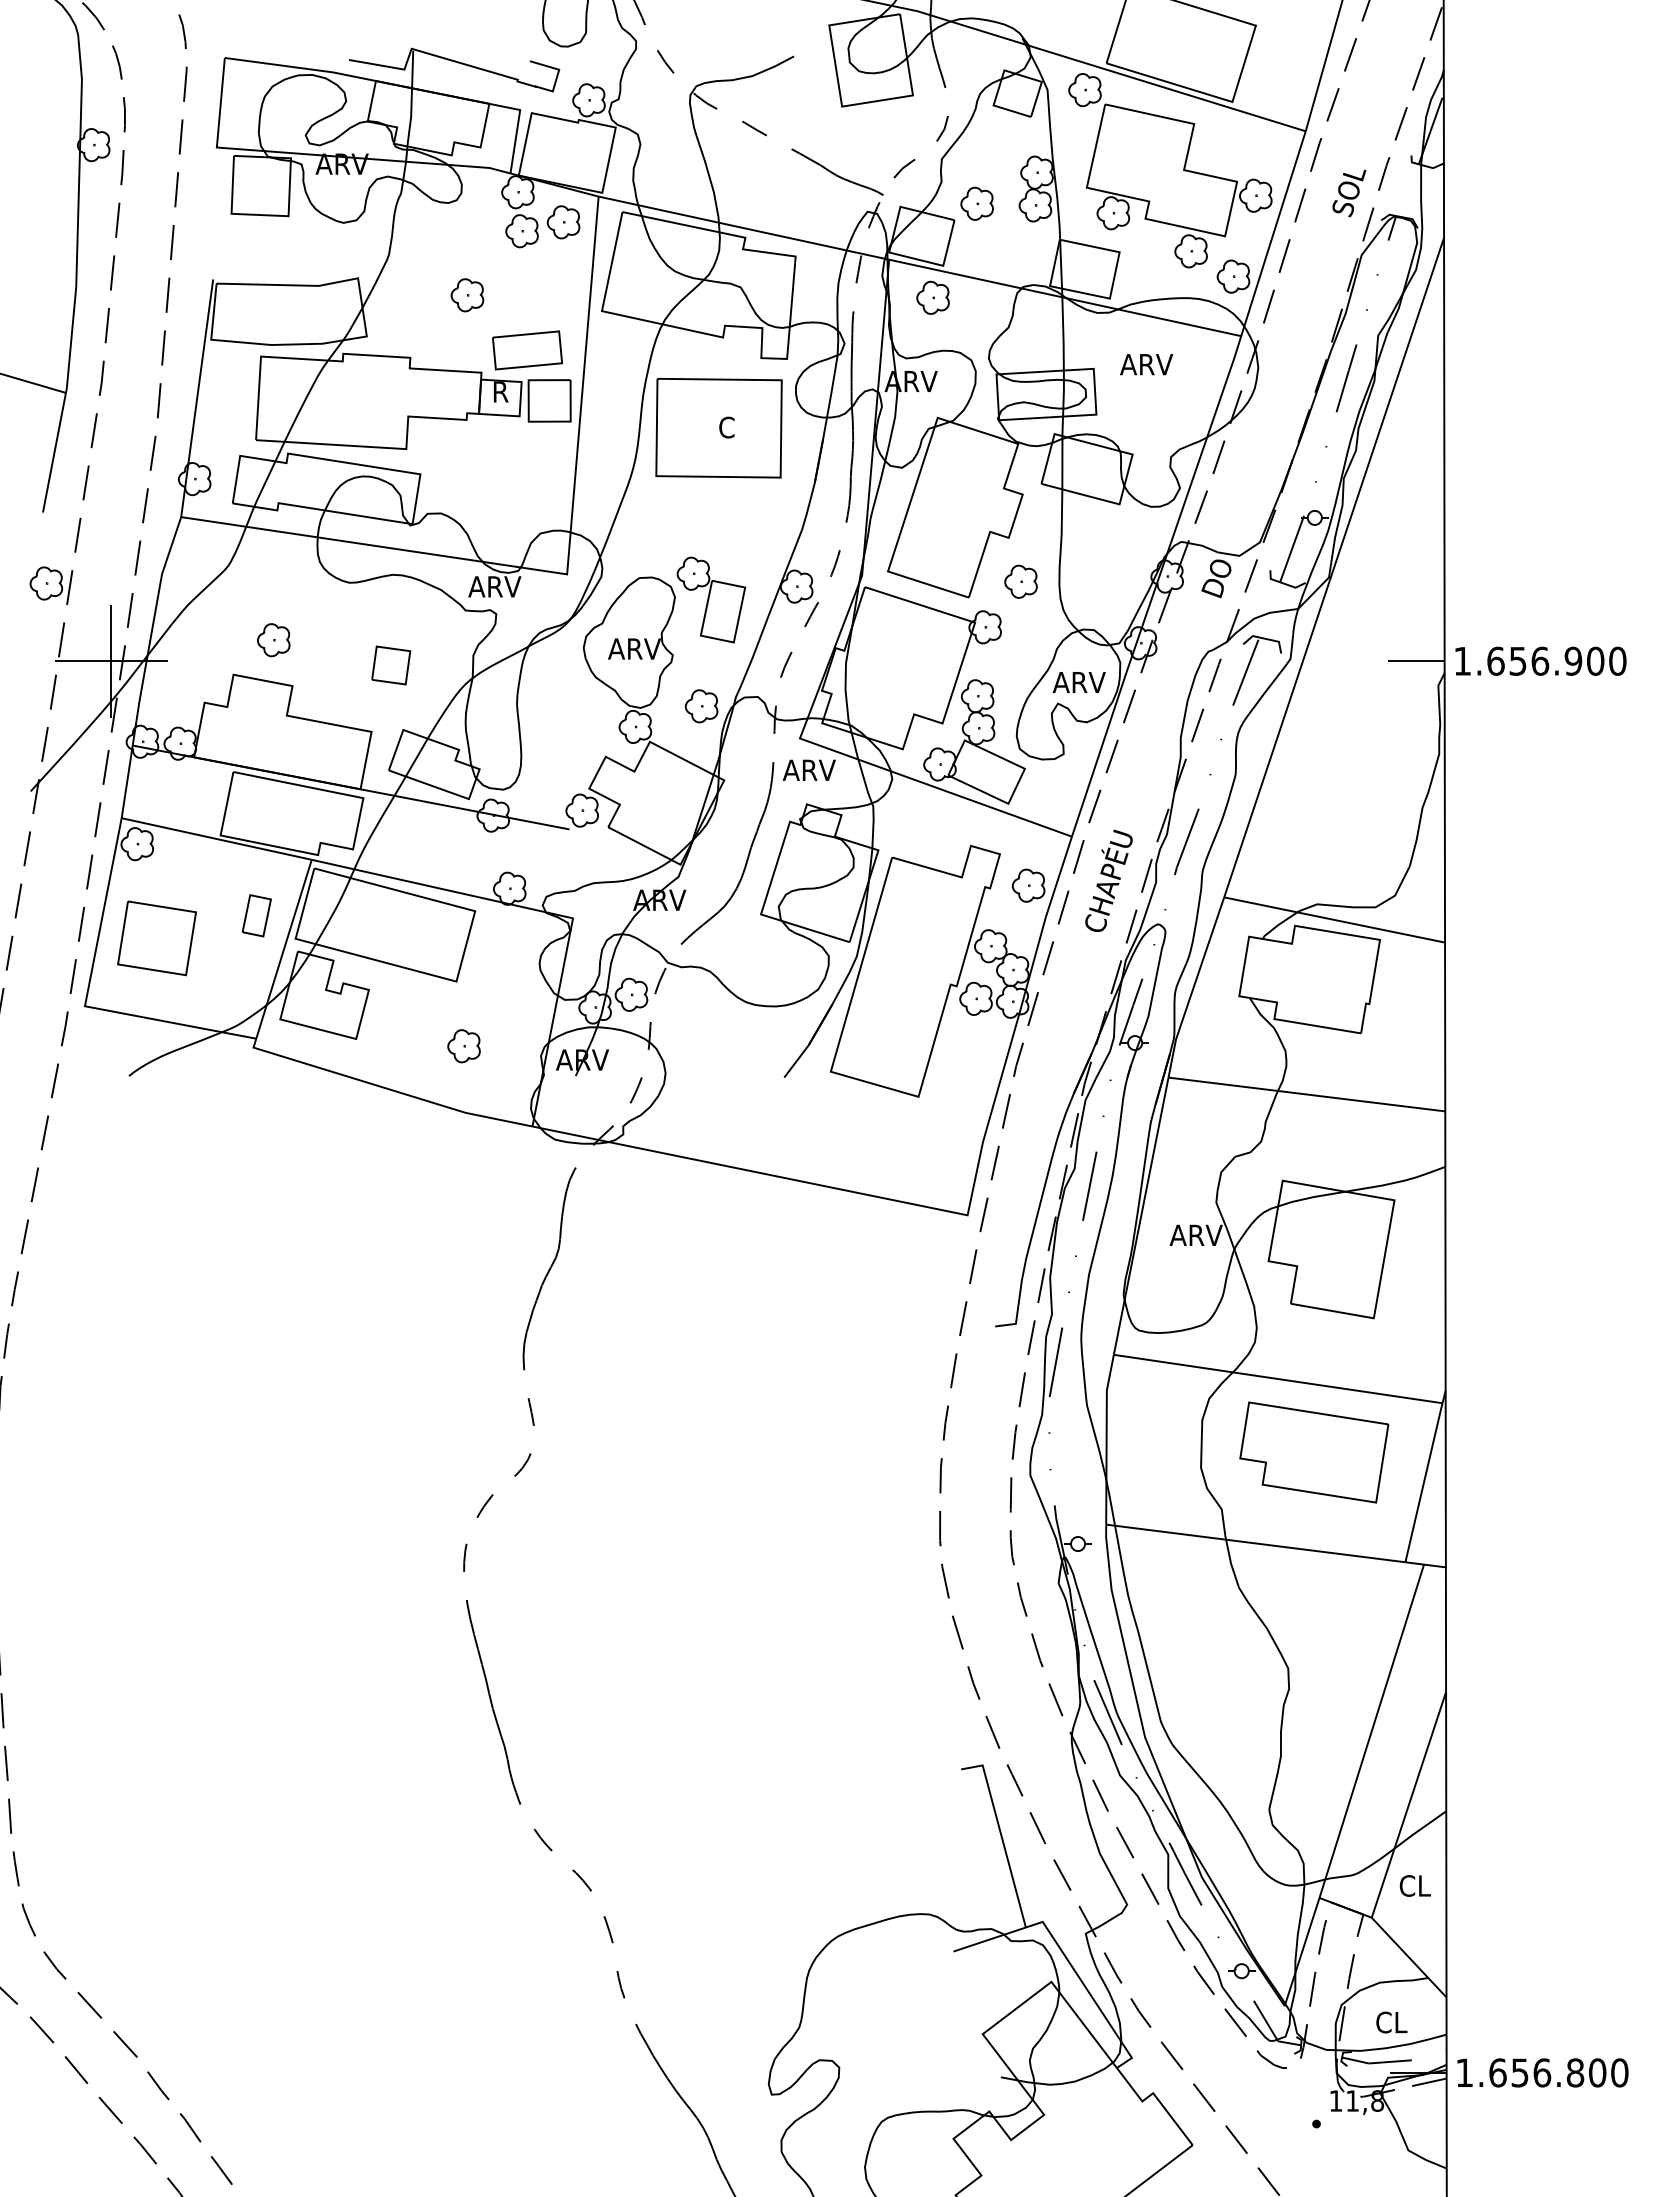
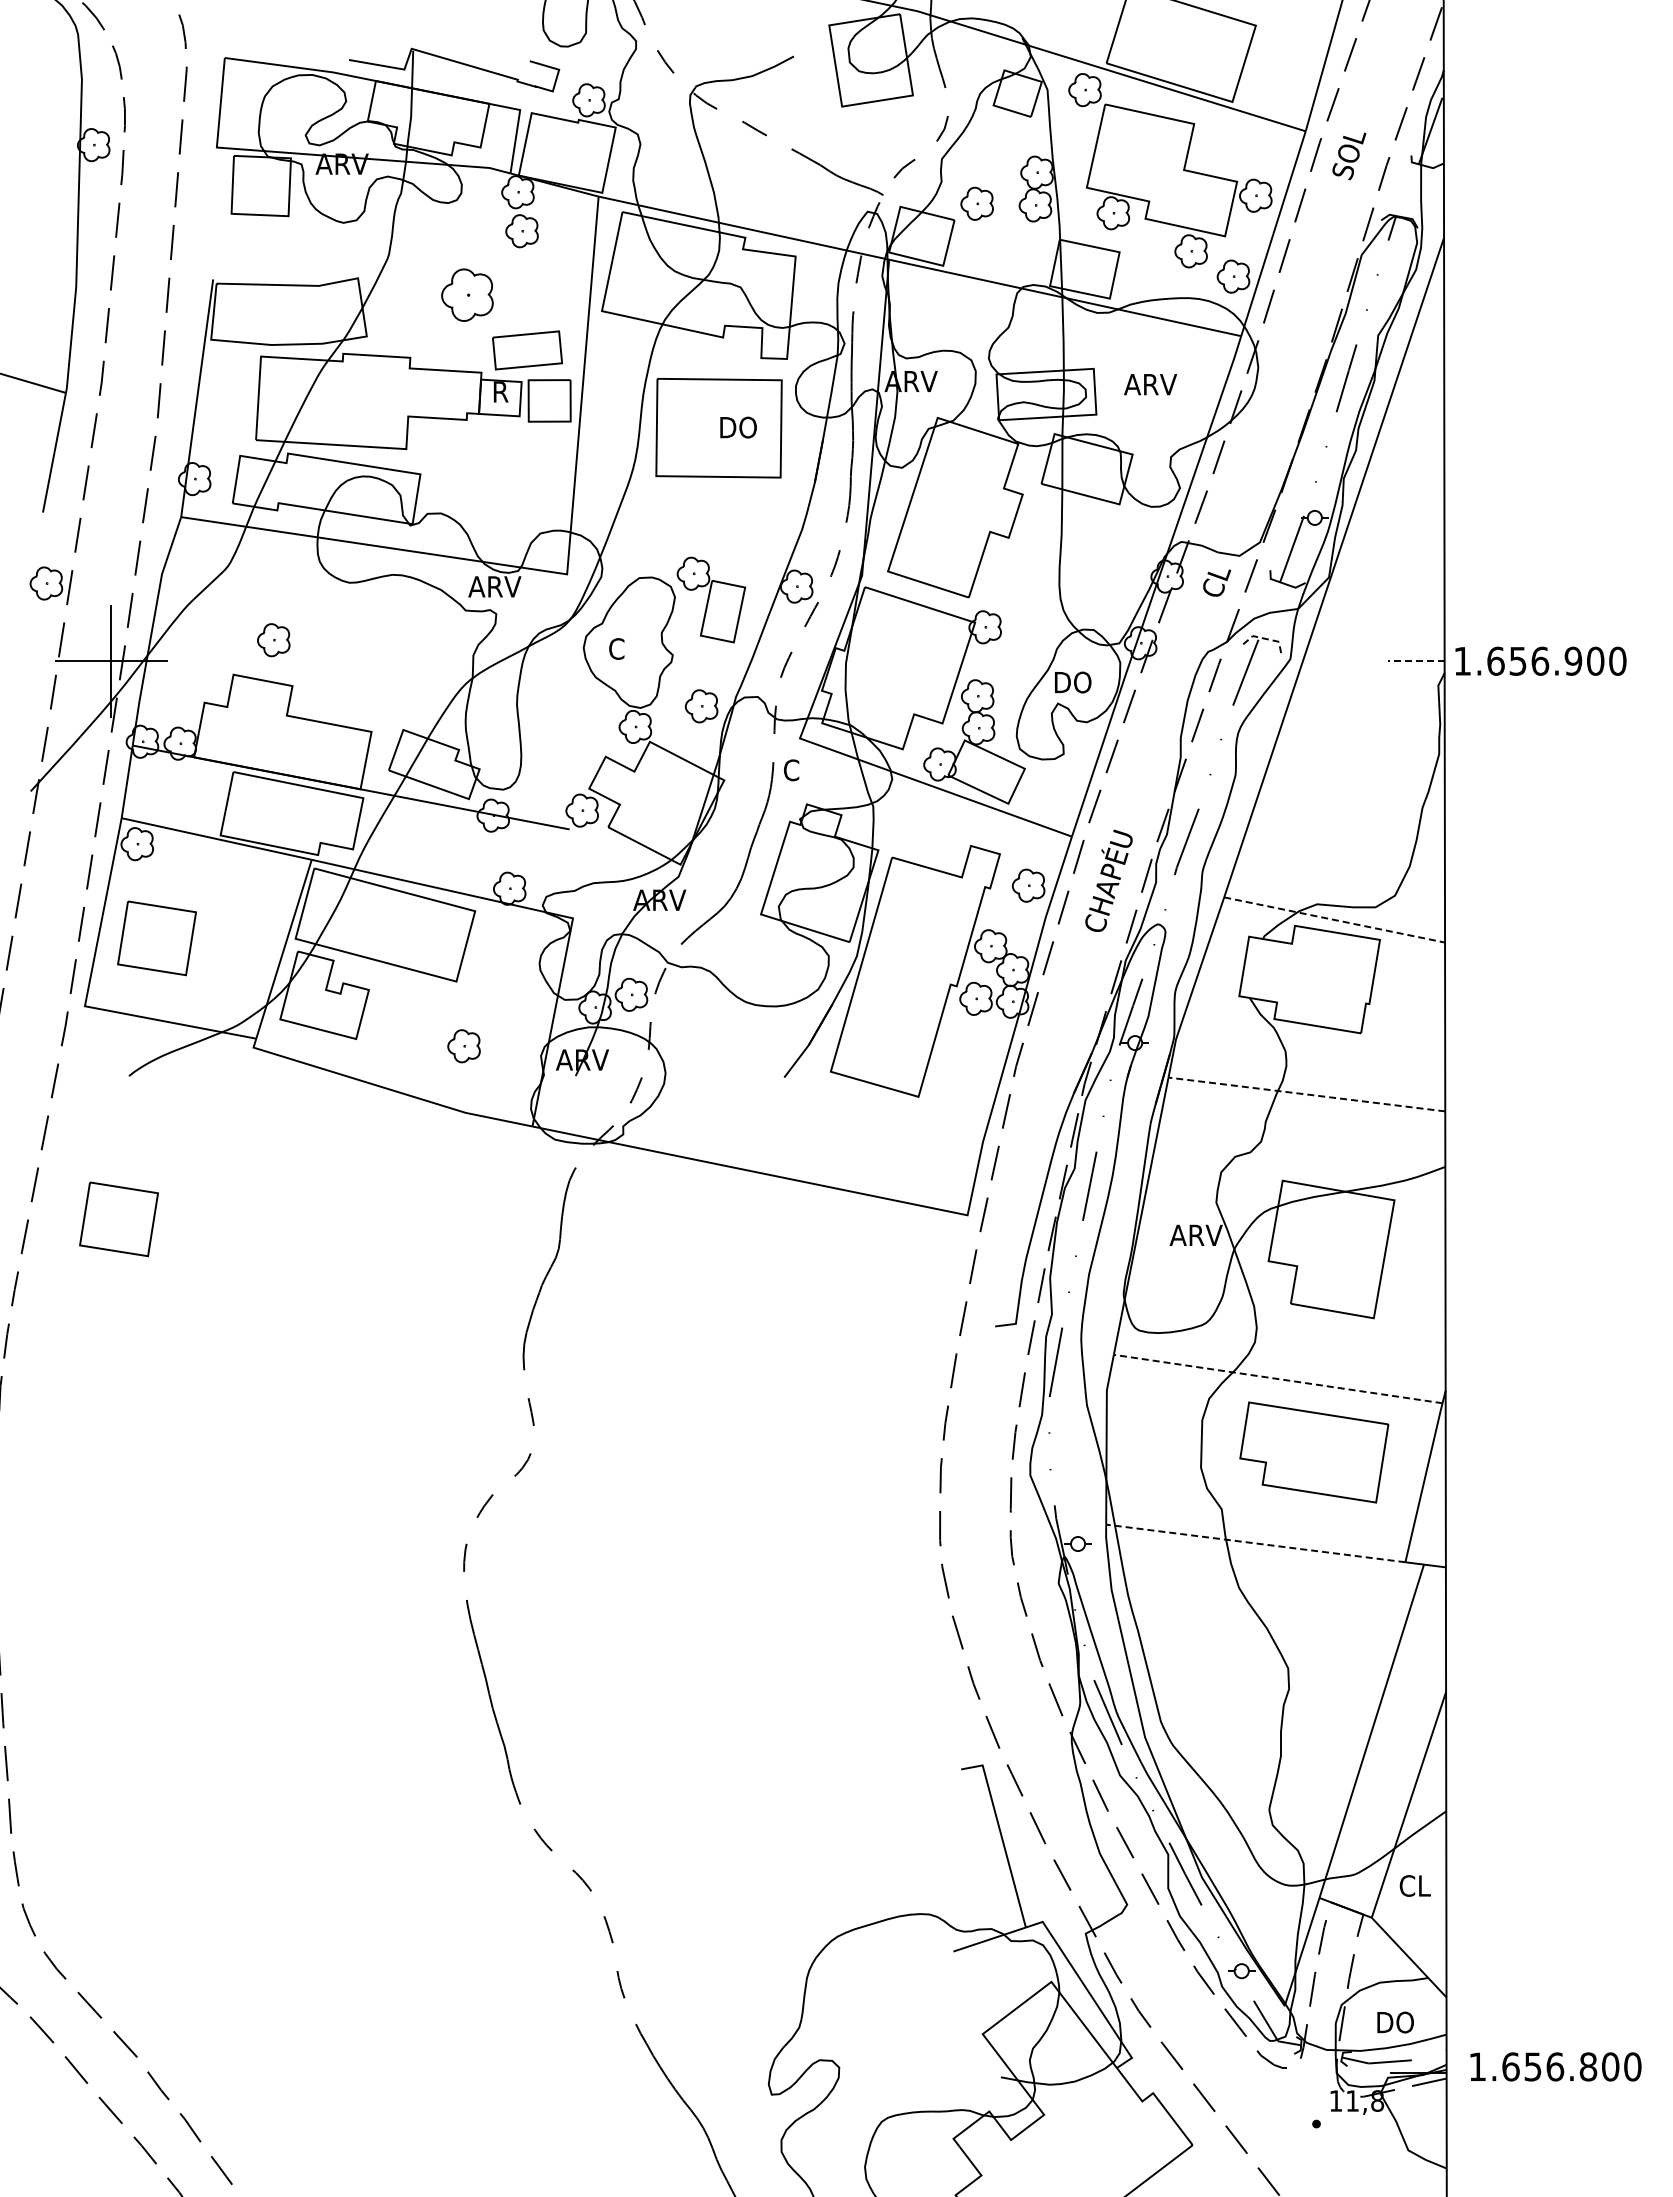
text position: (1349, 193) -> (1349, 156) (1349, 156)
part: present -> none (563, 222)
part size: 35x35 px -> 53x54 px (467, 294)
part: present -> none (932, 297)
text position: (1146, 364) -> (1150, 384) (1150, 384)
text: C -> DO (737, 427)
text: DO -> CL (1216, 578)
part: present -> none (1020, 581)
line: solid -> dashed (1265, 638)
text: ARV -> C (634, 648)
line: solid -> dashed (1415, 661)
part: present -> none (391, 665)
text: ARV -> DO (1078, 682)
text: ARV -> C (808, 770)
part: present -> none (256, 915)
line: solid -> dashed (1334, 919)
line: solid -> dashed (1306, 1094)
part: none -> present (118, 1219)
line: solid -> dashed (1277, 1378)
line: solid -> dashed (1256, 1543)
text: CL -> DO (1394, 2022)
text position: (1542, 2072) -> (1555, 2066) (1555, 2066)
